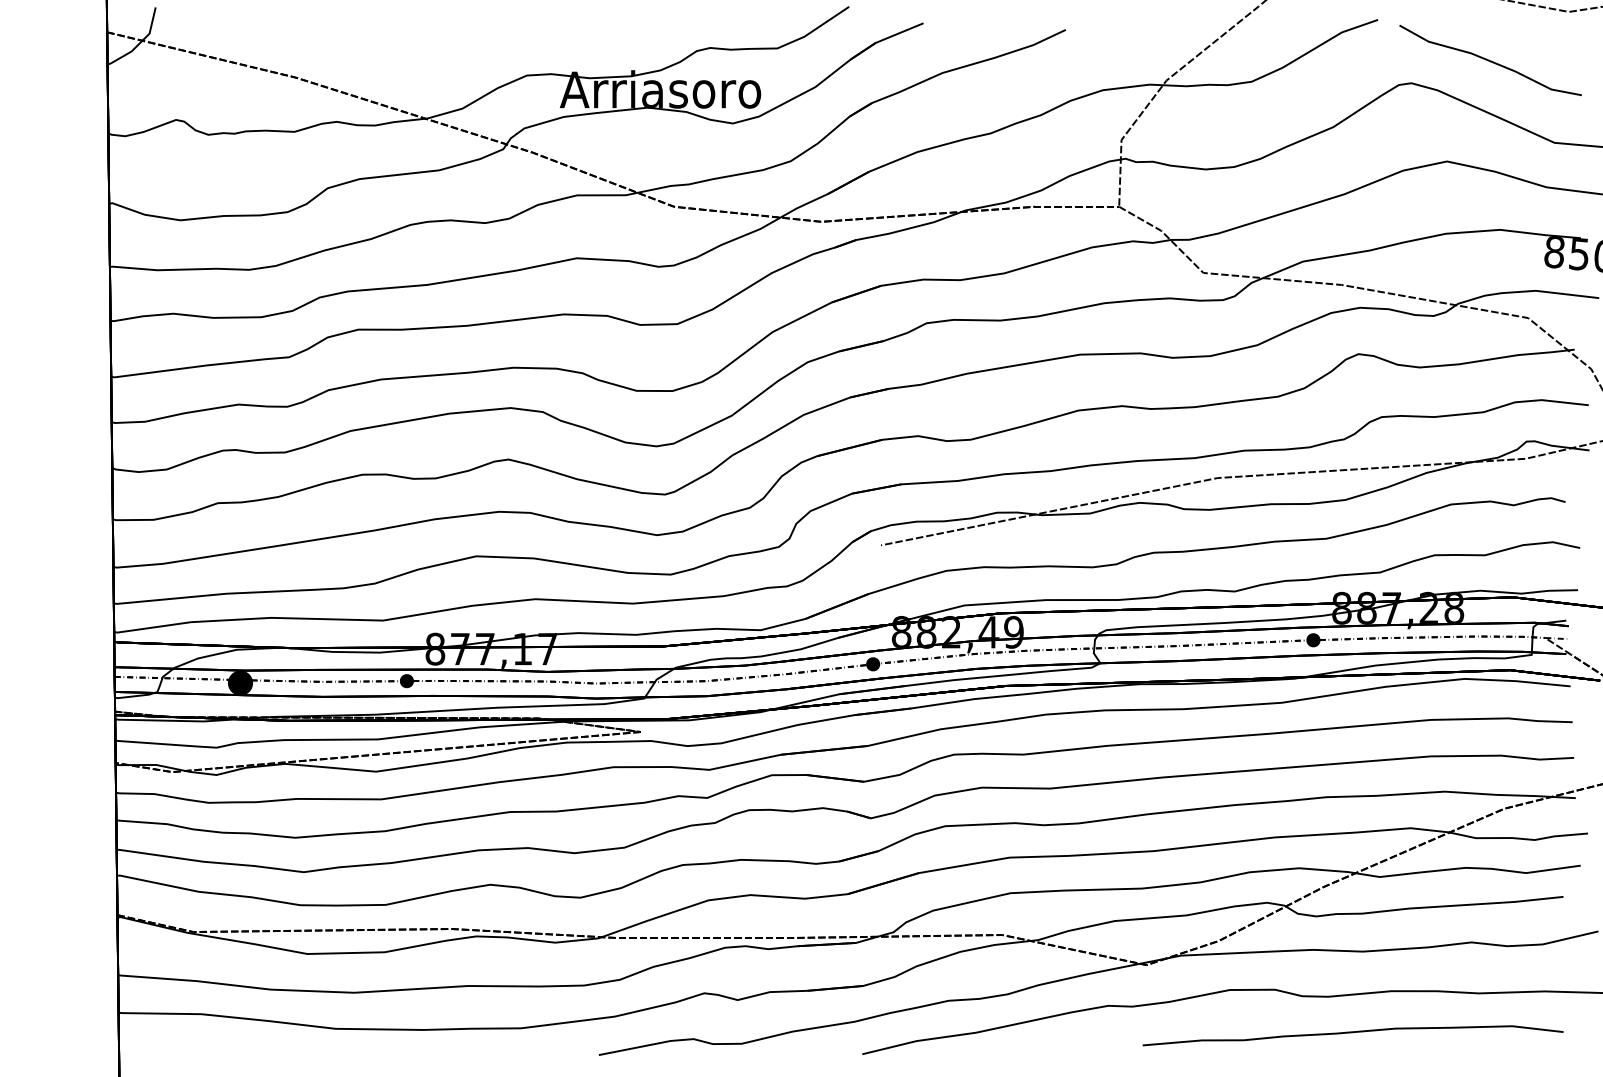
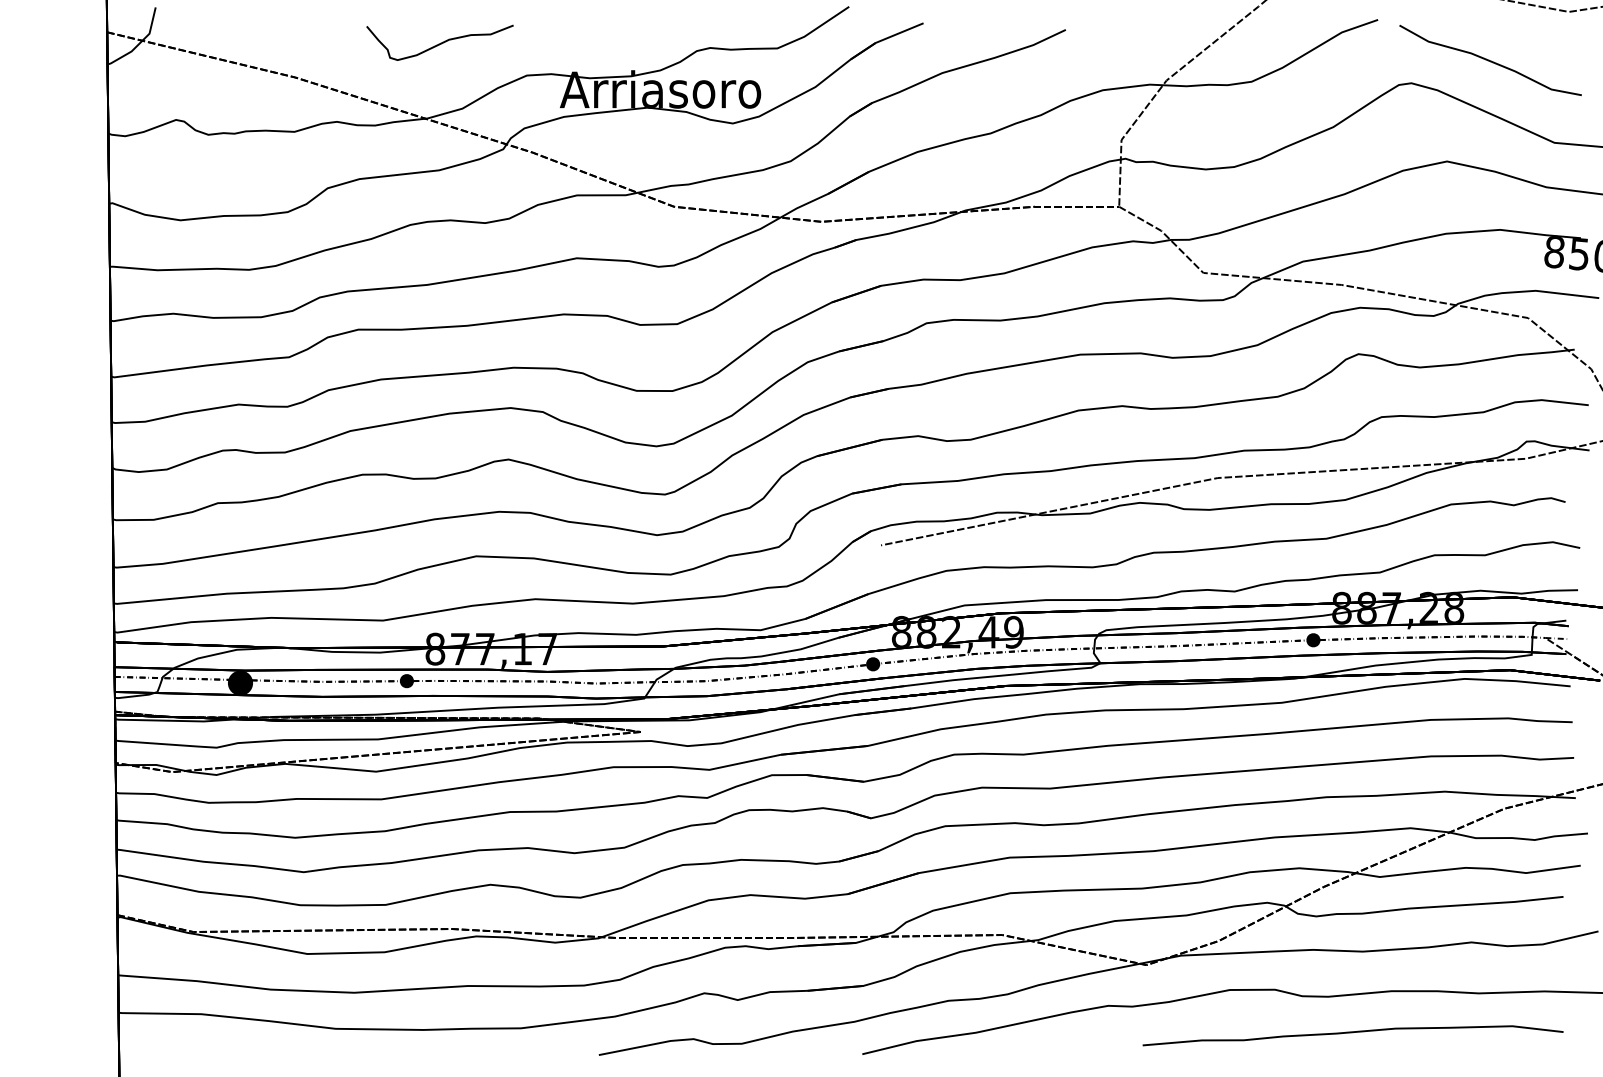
curve: none -> present (440, 42)
